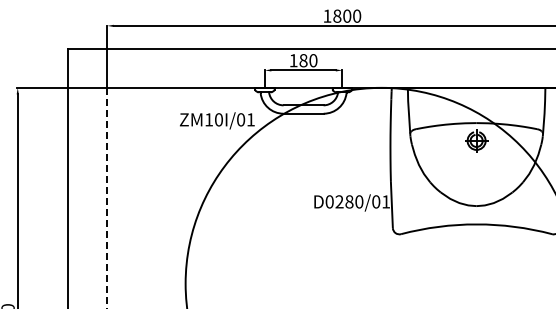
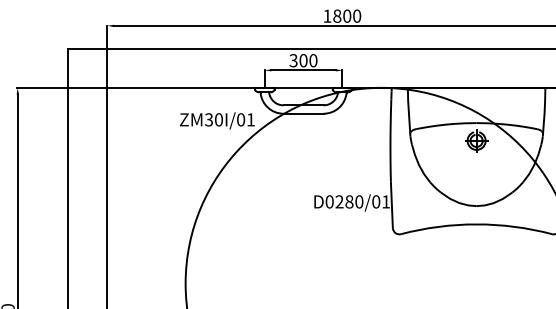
text: 180 -> 300 (298, 60)
text: ZM10I/01 -> ZM30I/01 (208, 119)
line: dashed -> solid (107, 198)
